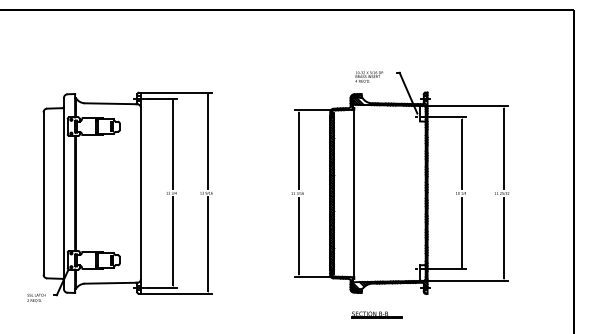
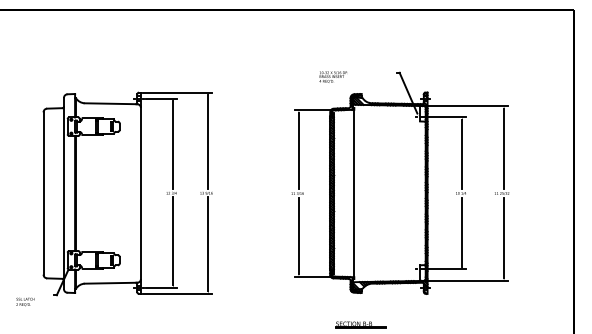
text position: (369, 76) -> (333, 76) (333, 76)
text position: (36, 297) -> (25, 301) (25, 301)
part position: (376, 314) -> (360, 324) (360, 324)
